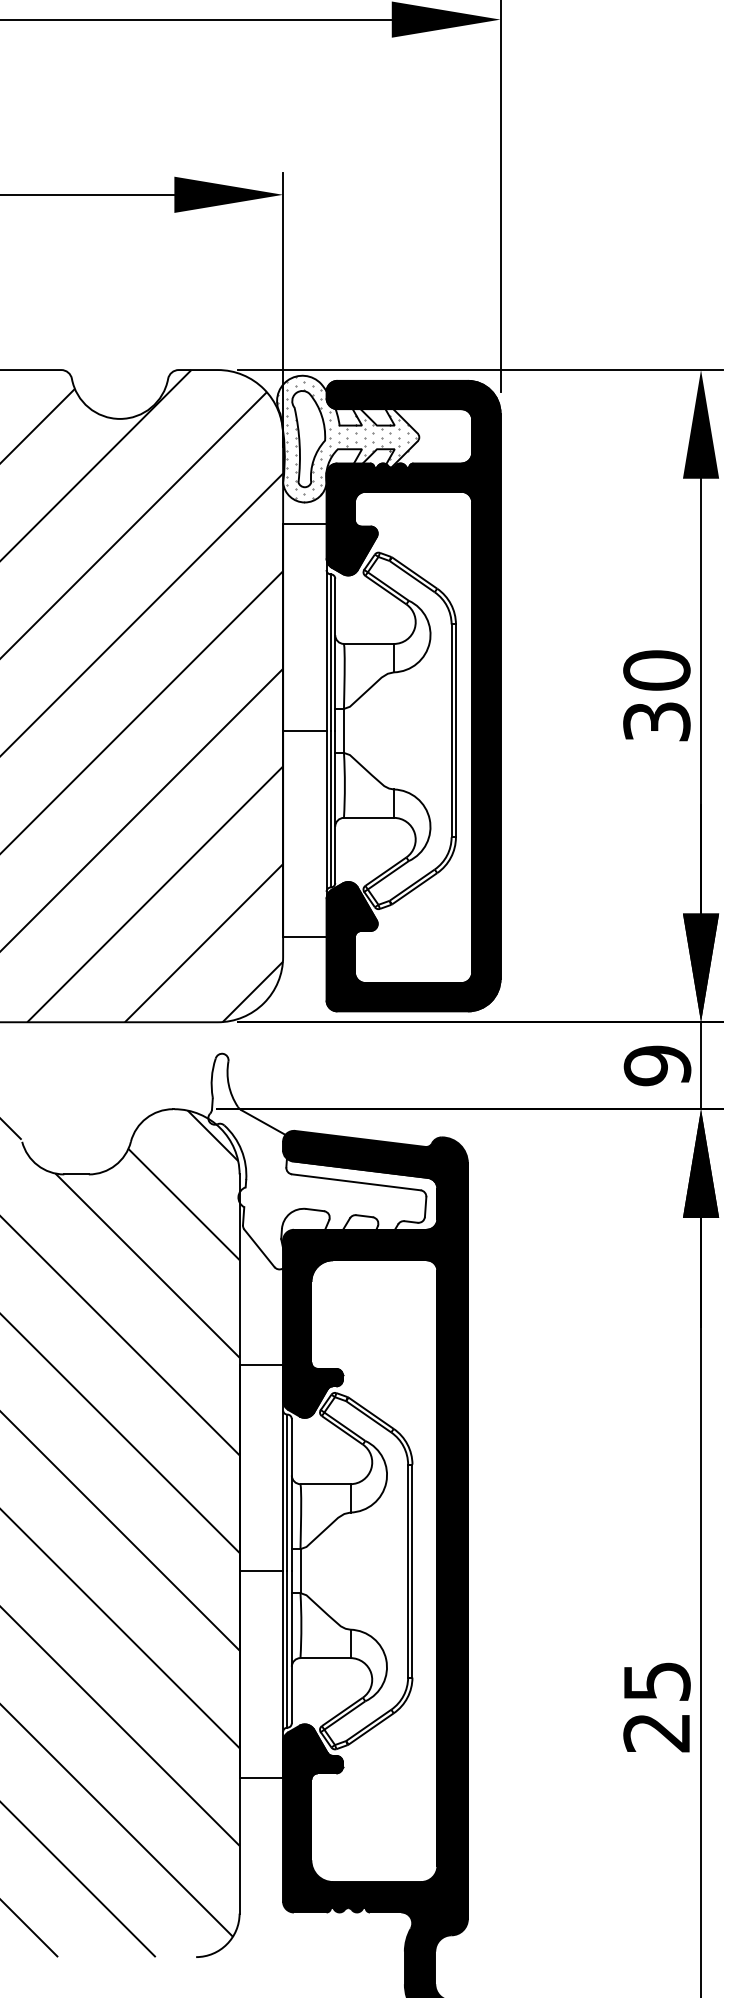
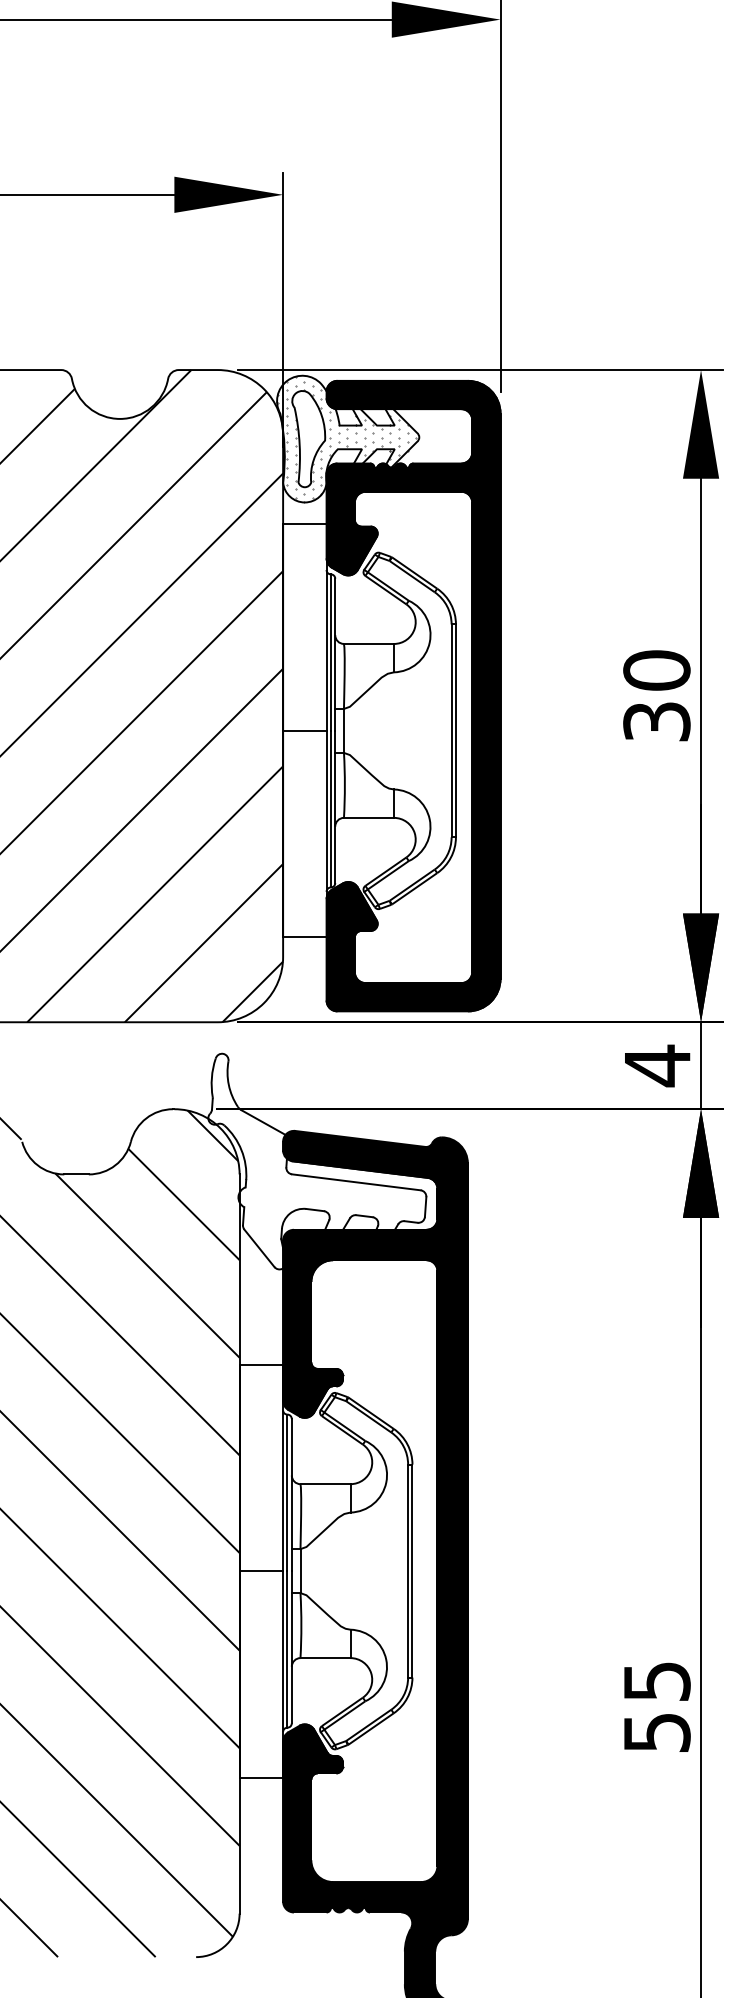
text: 9 -> 4 (657, 1065)
text: 25 -> 55 (656, 1733)
